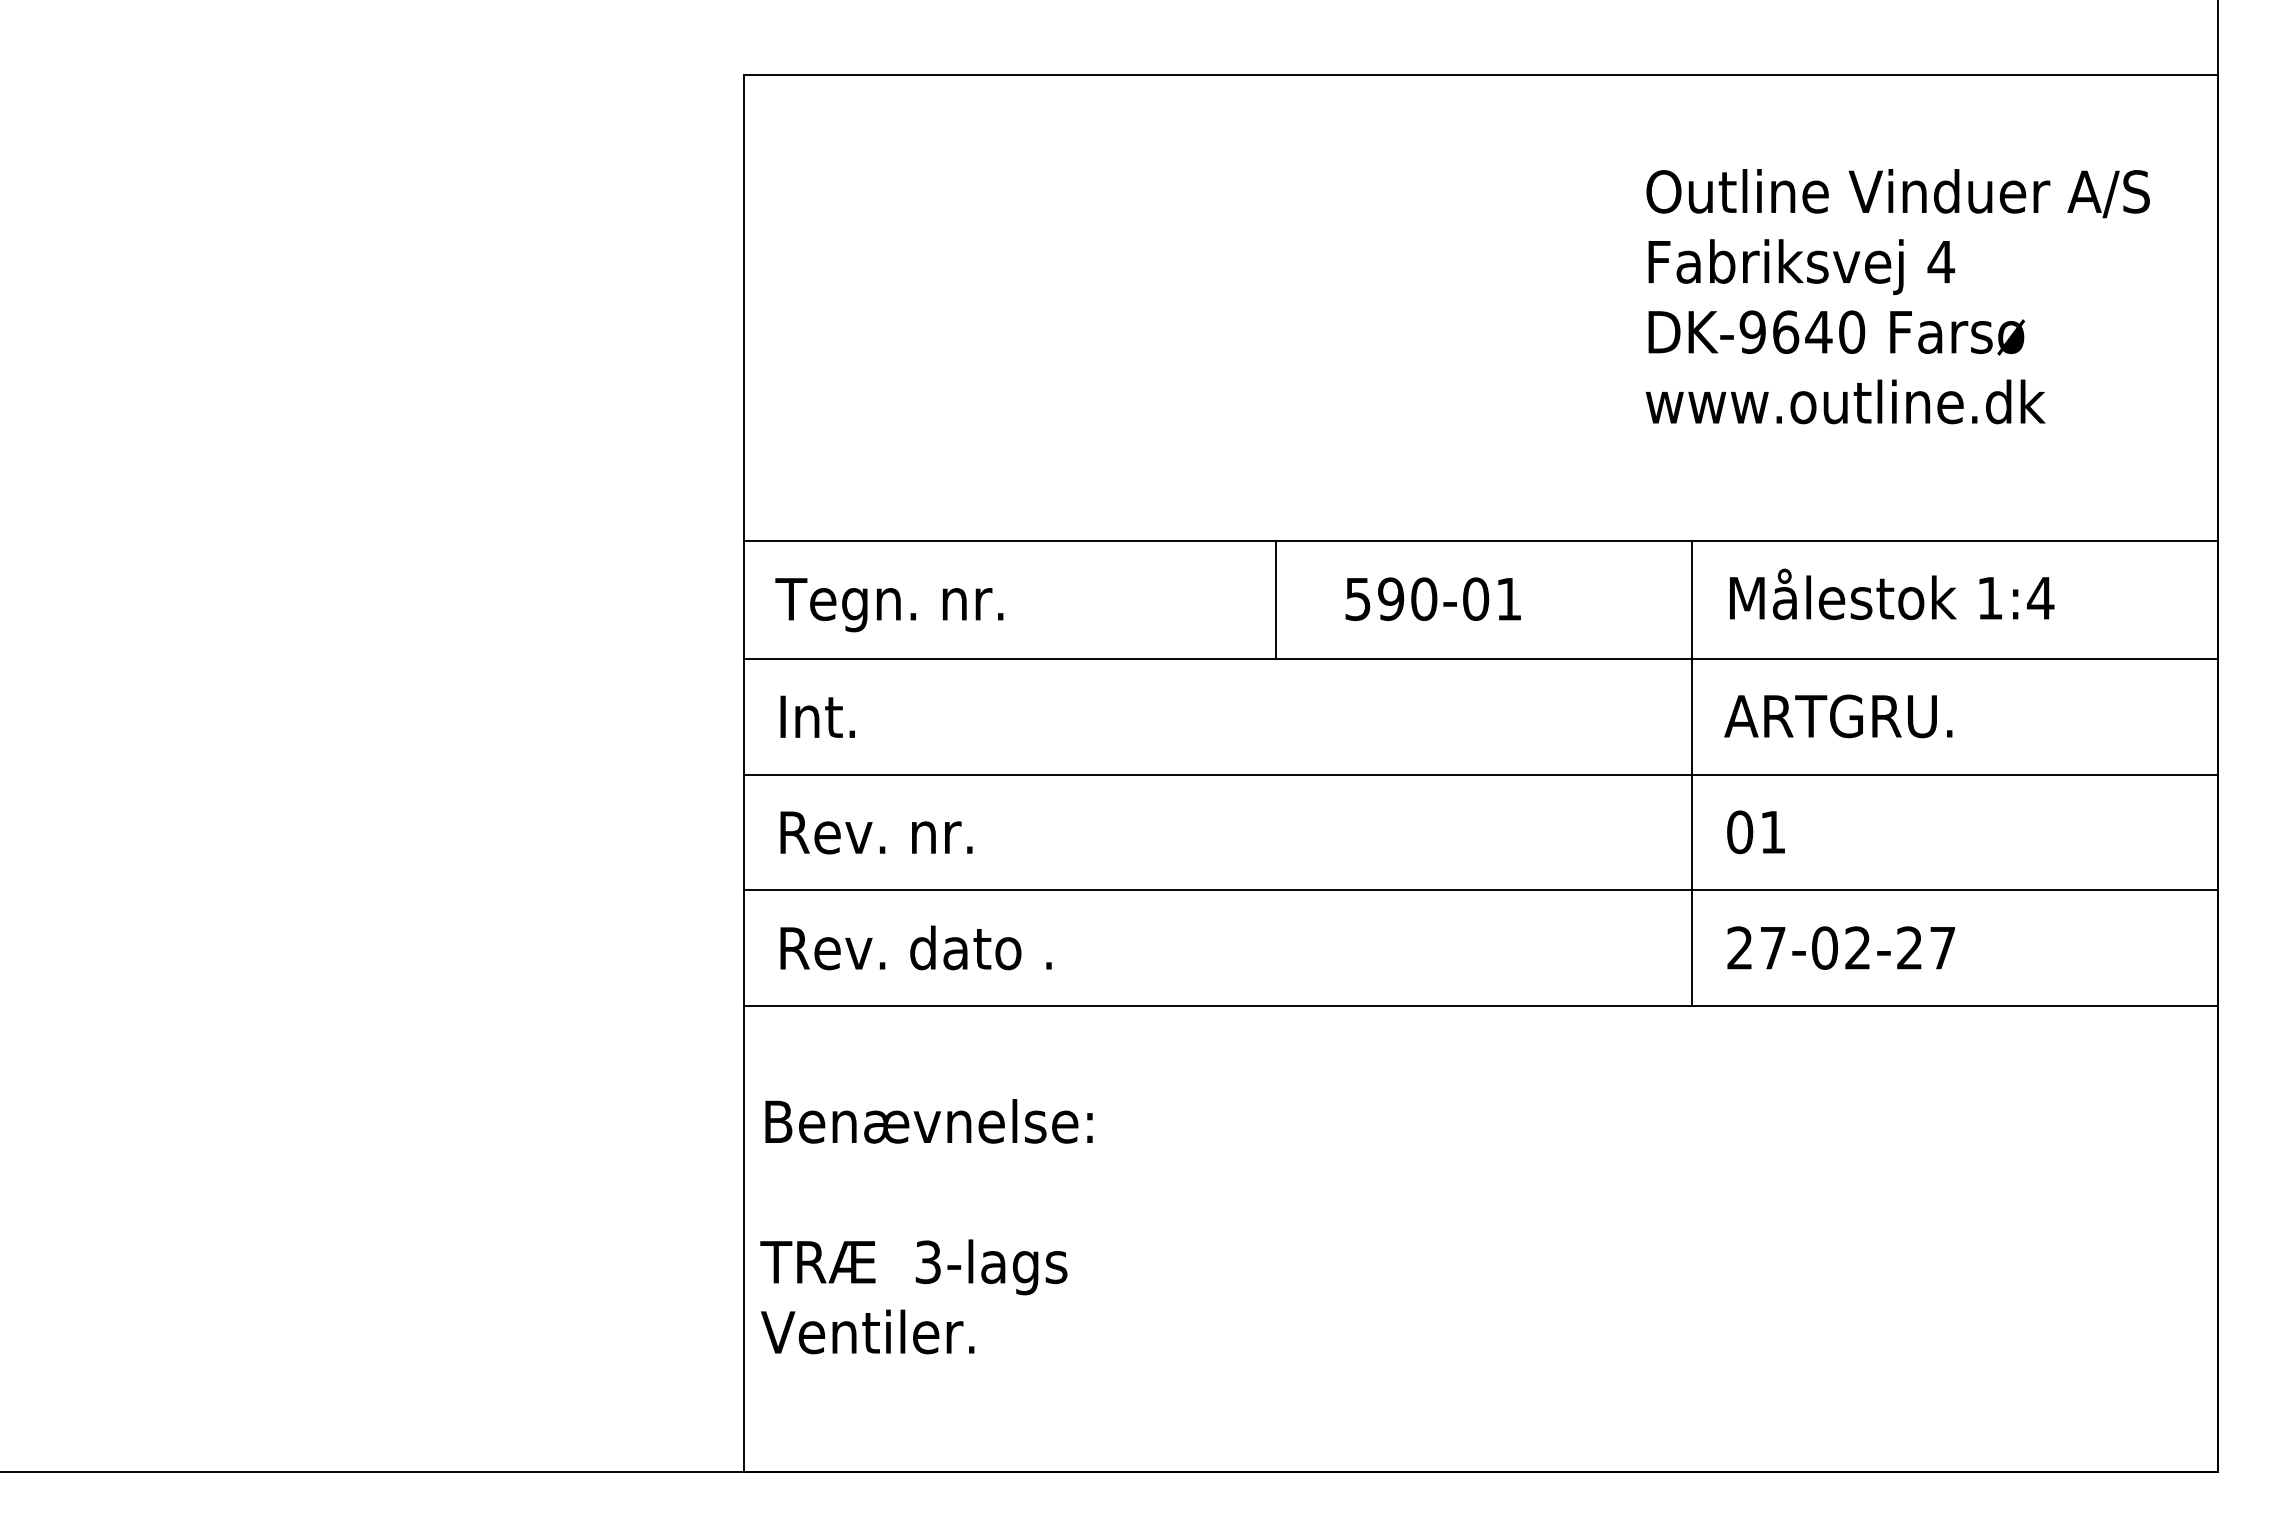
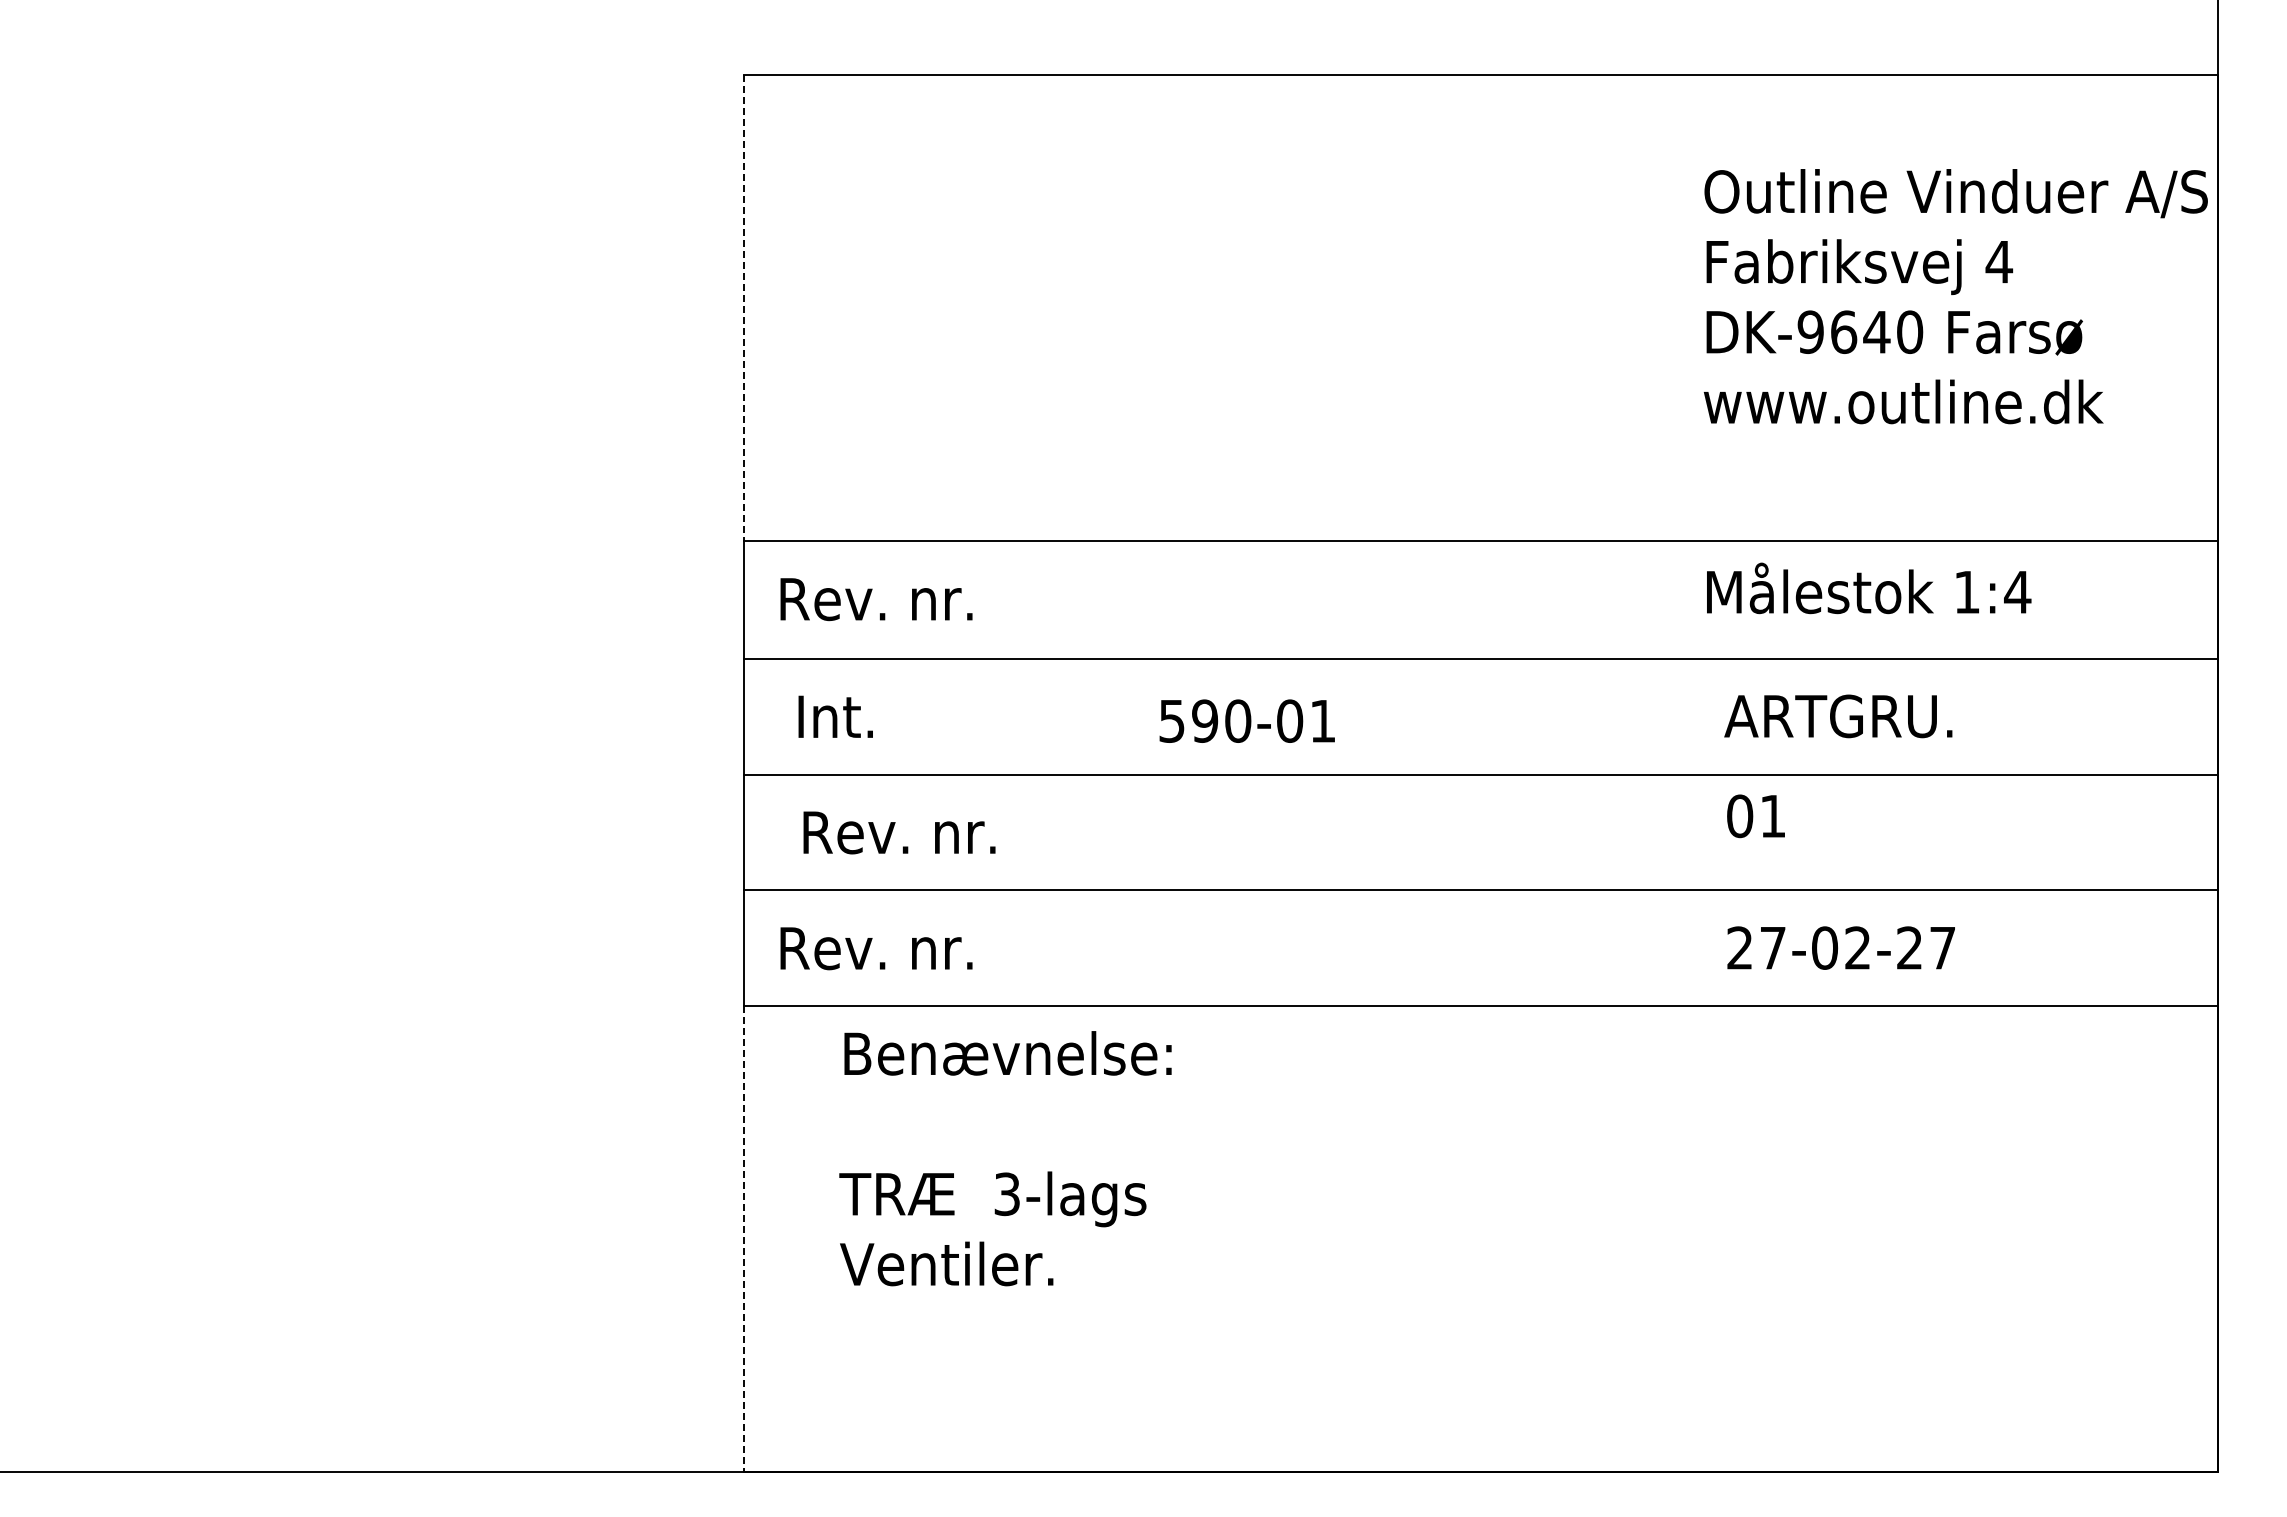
text position: (1897, 296) -> (1955, 296) (1955, 296)
line: solid -> dashed (744, 308)
text position: (1892, 594) -> (1869, 588) (1869, 588)
text position: (1432, 598) -> (1246, 720) (1246, 720)
line: present -> none (1275, 599)
text: Tegn. nr. -> Rev. nr. (889, 605)
text position: (817, 716) -> (835, 716) (835, 716)
line: present -> none (1692, 773)
text position: (876, 832) -> (899, 832) (899, 832)
text position: (1755, 832) -> (1755, 816) (1755, 816)
text: Rev. dato . -> Rev. nr. (980, 947)
text position: (926, 1226) -> (1005, 1158) (1005, 1158)
line: solid -> dashed (744, 1238)
